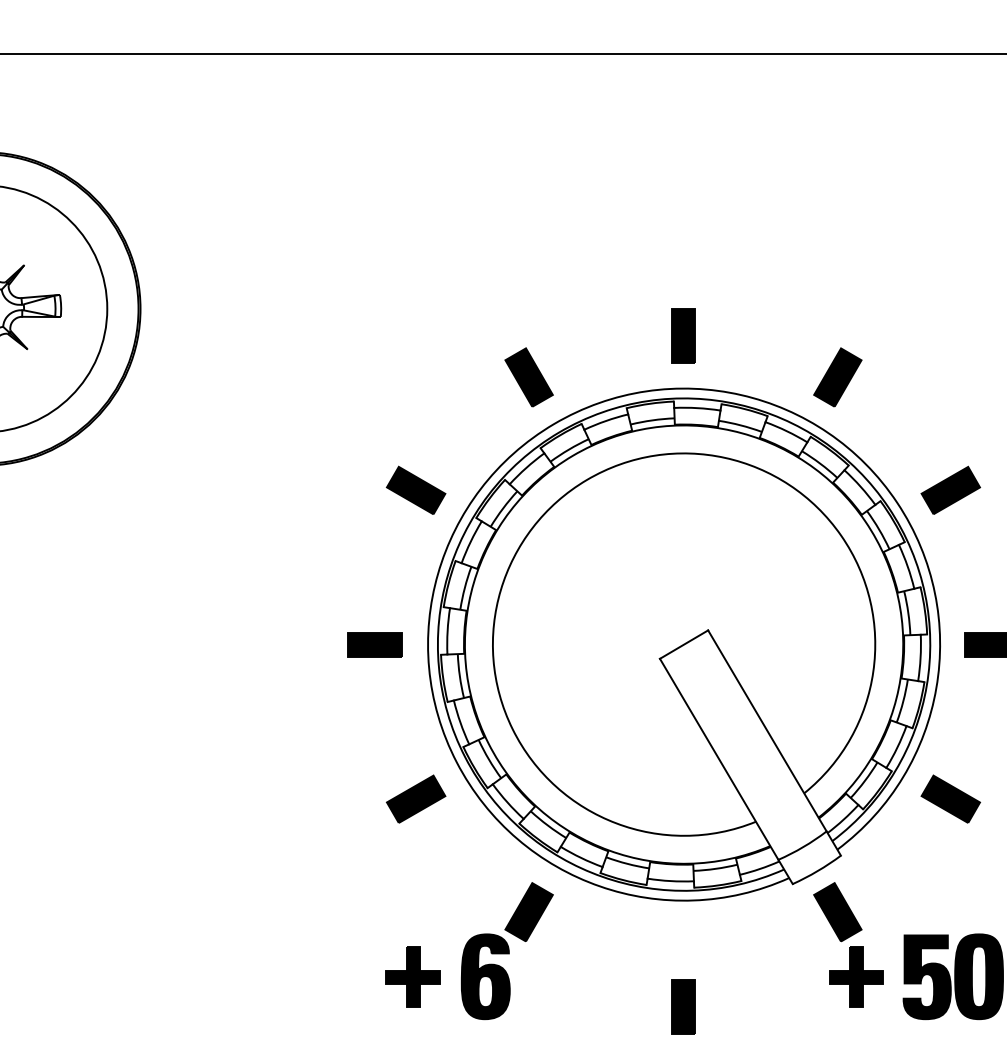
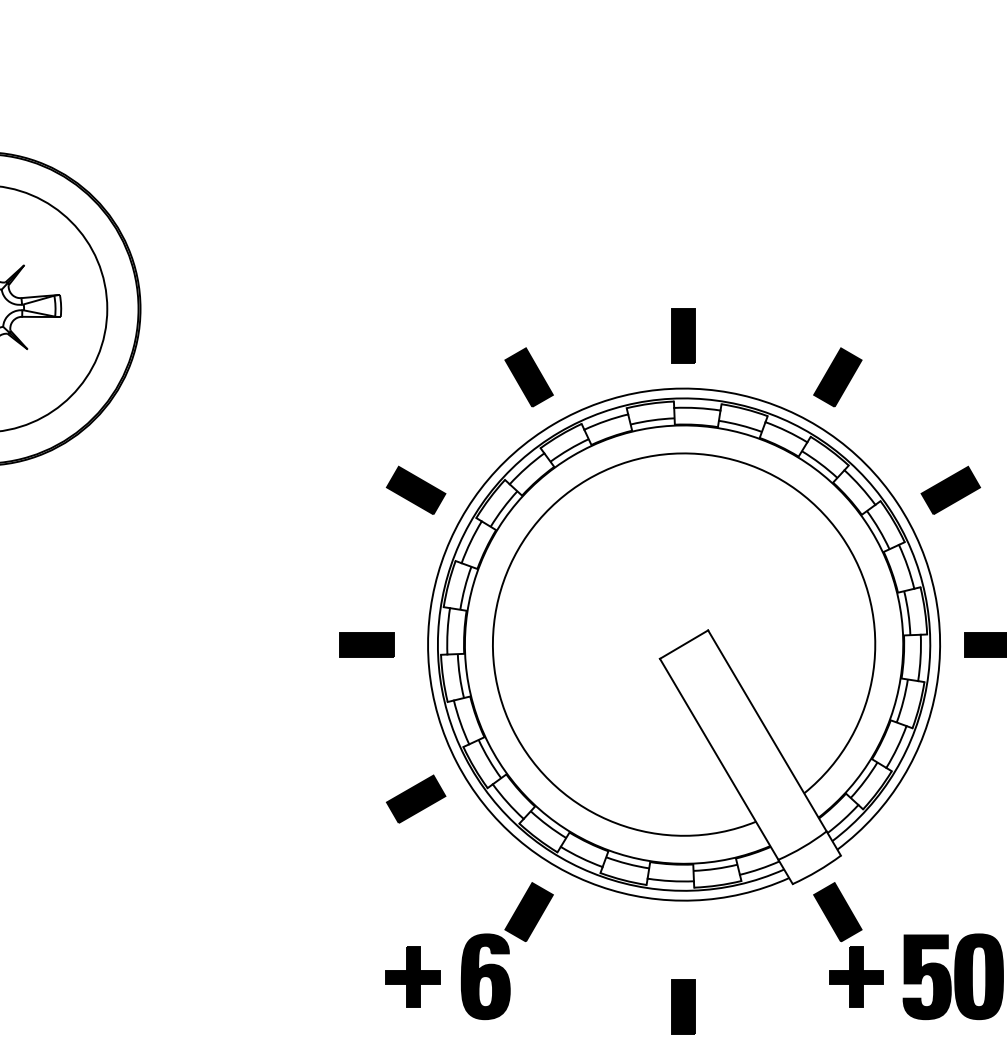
line: present -> none (502, 54)
part position: (374, 644) -> (366, 644) (366, 644)
part: present -> none (950, 798)
